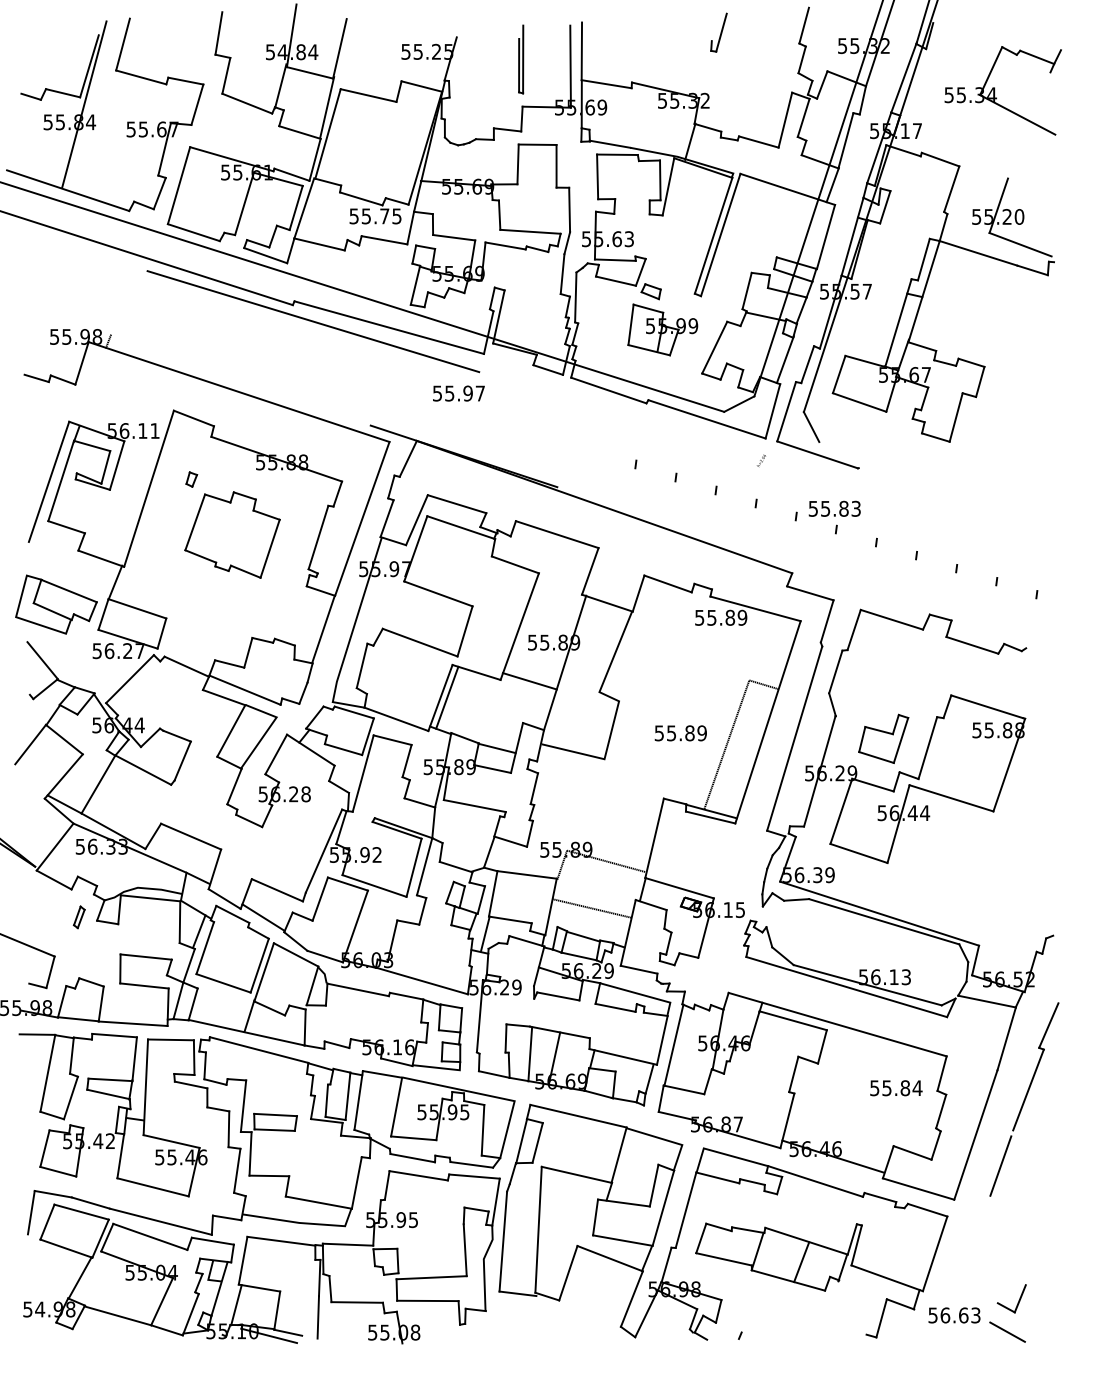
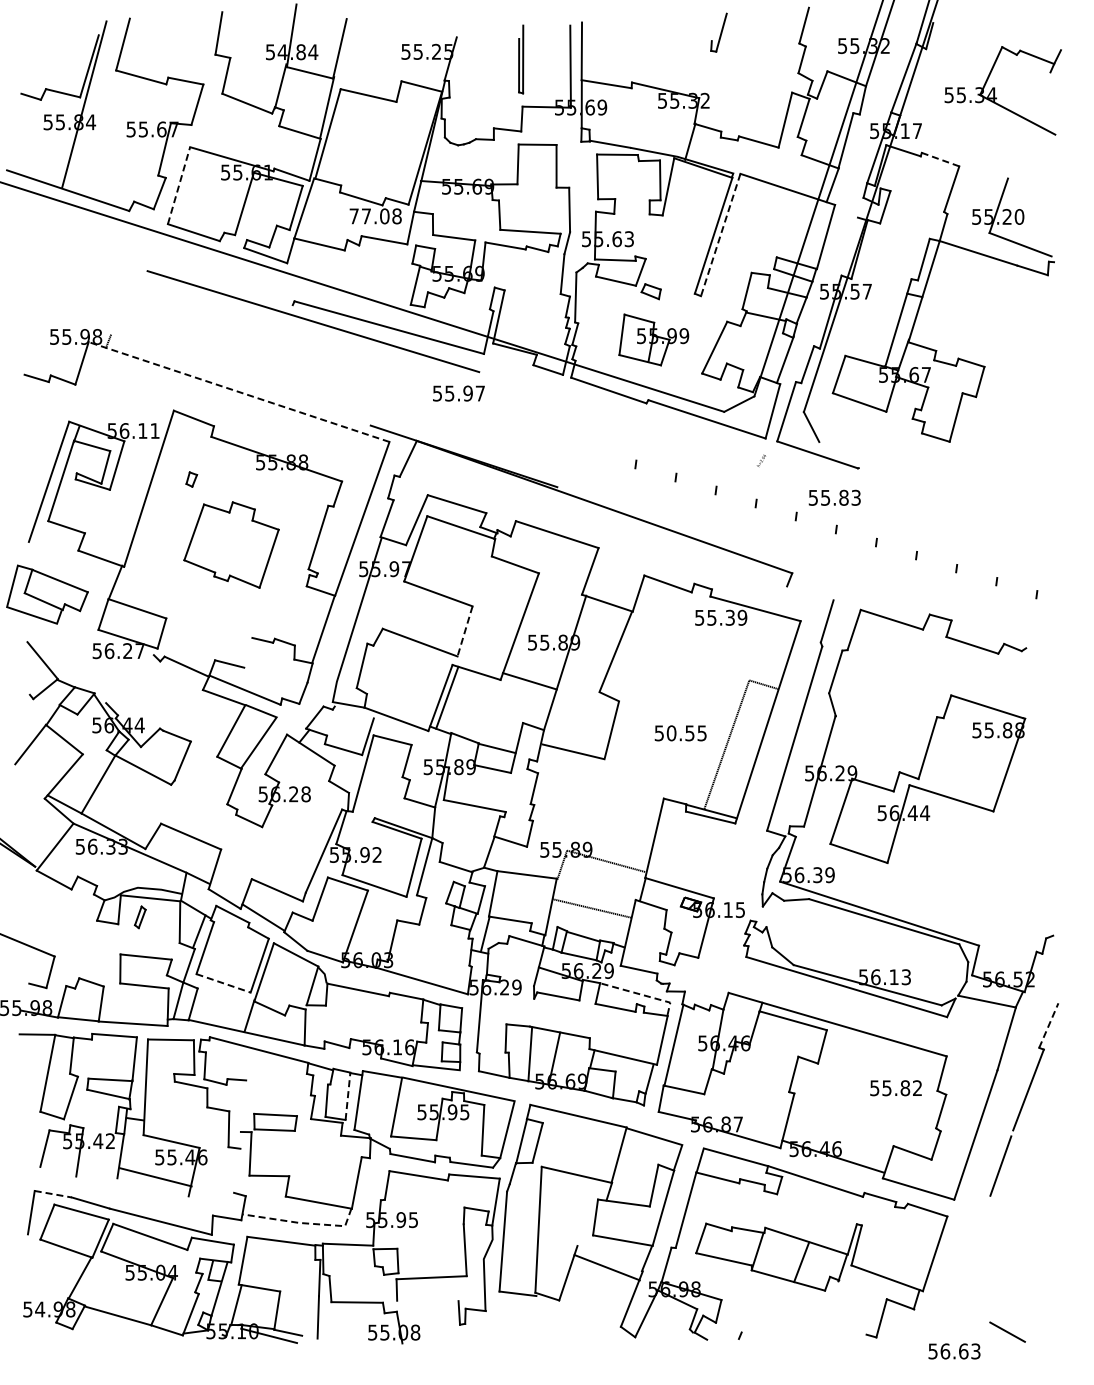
line: solid -> dashed (940, 159)
line: solid -> dashed (179, 185)
text: 55.75 -> 77.08 (375, 216)
line: solid -> dashed (720, 235)
line: present -> none (852, 236)
line: present -> none (147, 258)
part position: (662, 329) -> (653, 339) (653, 339)
line: solid -> dashed (238, 391)
text position: (834, 508) -> (834, 497) (834, 497)
part position: (232, 534) -> (231, 544) (231, 544)
line: present -> none (810, 593)
part position: (56, 604) -> (47, 594) (47, 594)
text: 55.89 -> 55.39 (730, 617)
line: solid -> dashed (464, 631)
line: present -> none (248, 652)
line: present -> none (129, 679)
line: present -> none (353, 712)
text: 55.89 -> 50.55 (686, 733)
part: present -> none (883, 738)
part position: (78, 917) -> (139, 917) (139, 917)
line: solid -> dashed (223, 983)
line: solid -> dashed (641, 994)
line: solid -> dashed (1049, 1025)
text: 55.84 -> 55.82 (917, 1087)
line: solid -> dashed (348, 1096)
line: present -> none (243, 1105)
line: present -> none (237, 1170)
line: present -> none (58, 1171)
line position: (152, 1187) -> (155, 1177) (155, 1177)
line: solid -> dashed (53, 1194)
line: solid -> dashed (303, 1223)
line position: (609, 1258) -> (606, 1267) (606, 1267)
line: present -> none (427, 1300)
part: present -> none (1017, 1302)
text position: (954, 1315) -> (954, 1351) (954, 1351)
